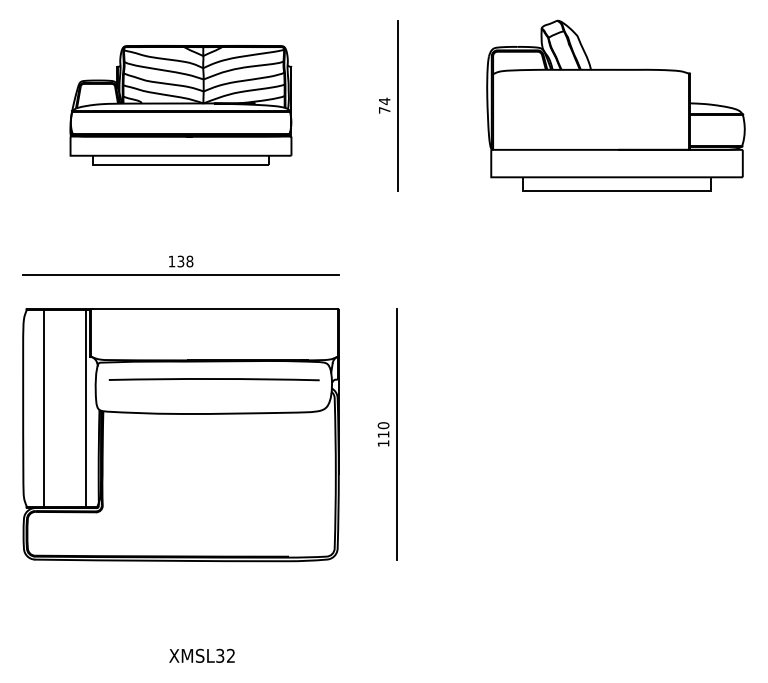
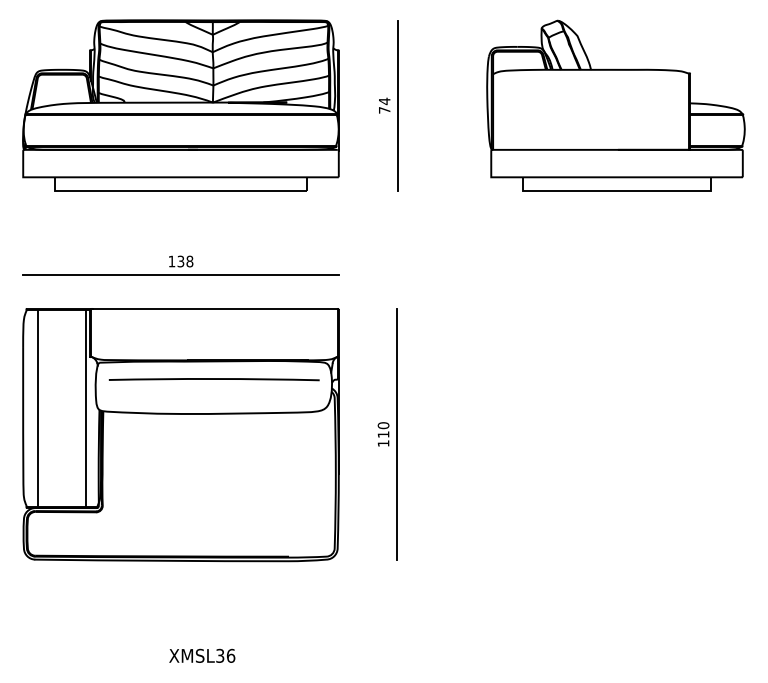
part size: 224x121 px -> 318x173 px (180, 105)
line position: (44, 408) -> (38, 408) (38, 408)
text: XMSL32 -> XMSL36 (231, 655)
